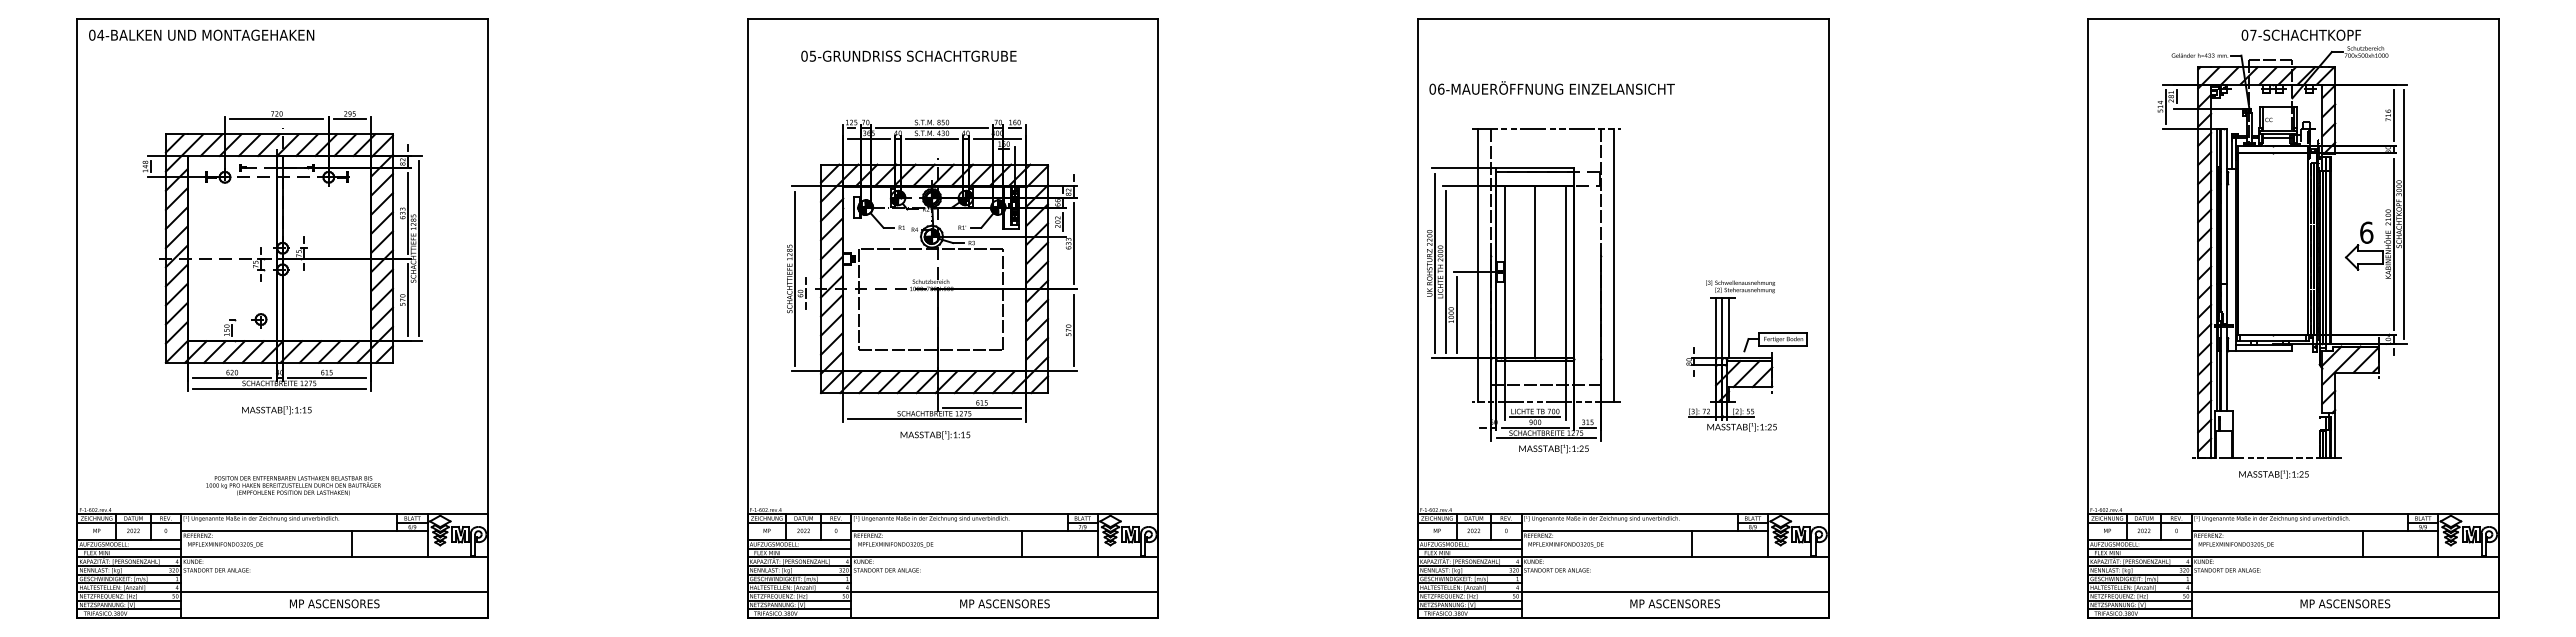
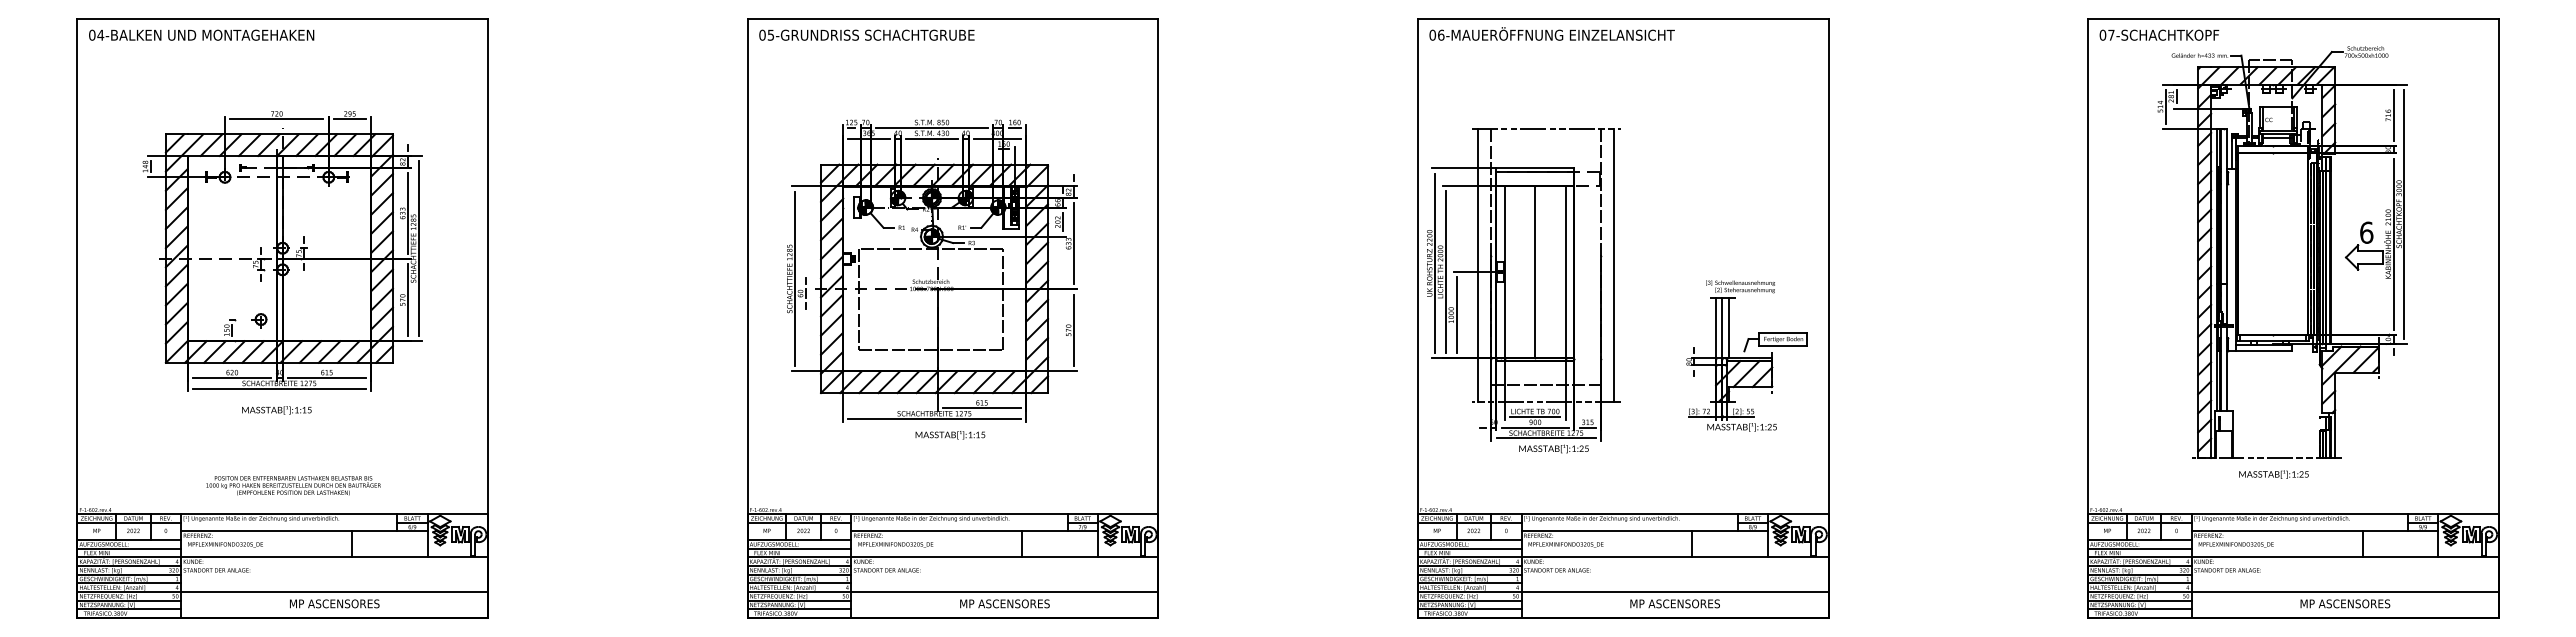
text position: (2301, 34) -> (2159, 34) (2159, 34)
text position: (908, 55) -> (866, 34) (866, 34)
text position: (1551, 87) -> (1551, 33) (1551, 33)
text position: (935, 435) -> (950, 435) (950, 435)
